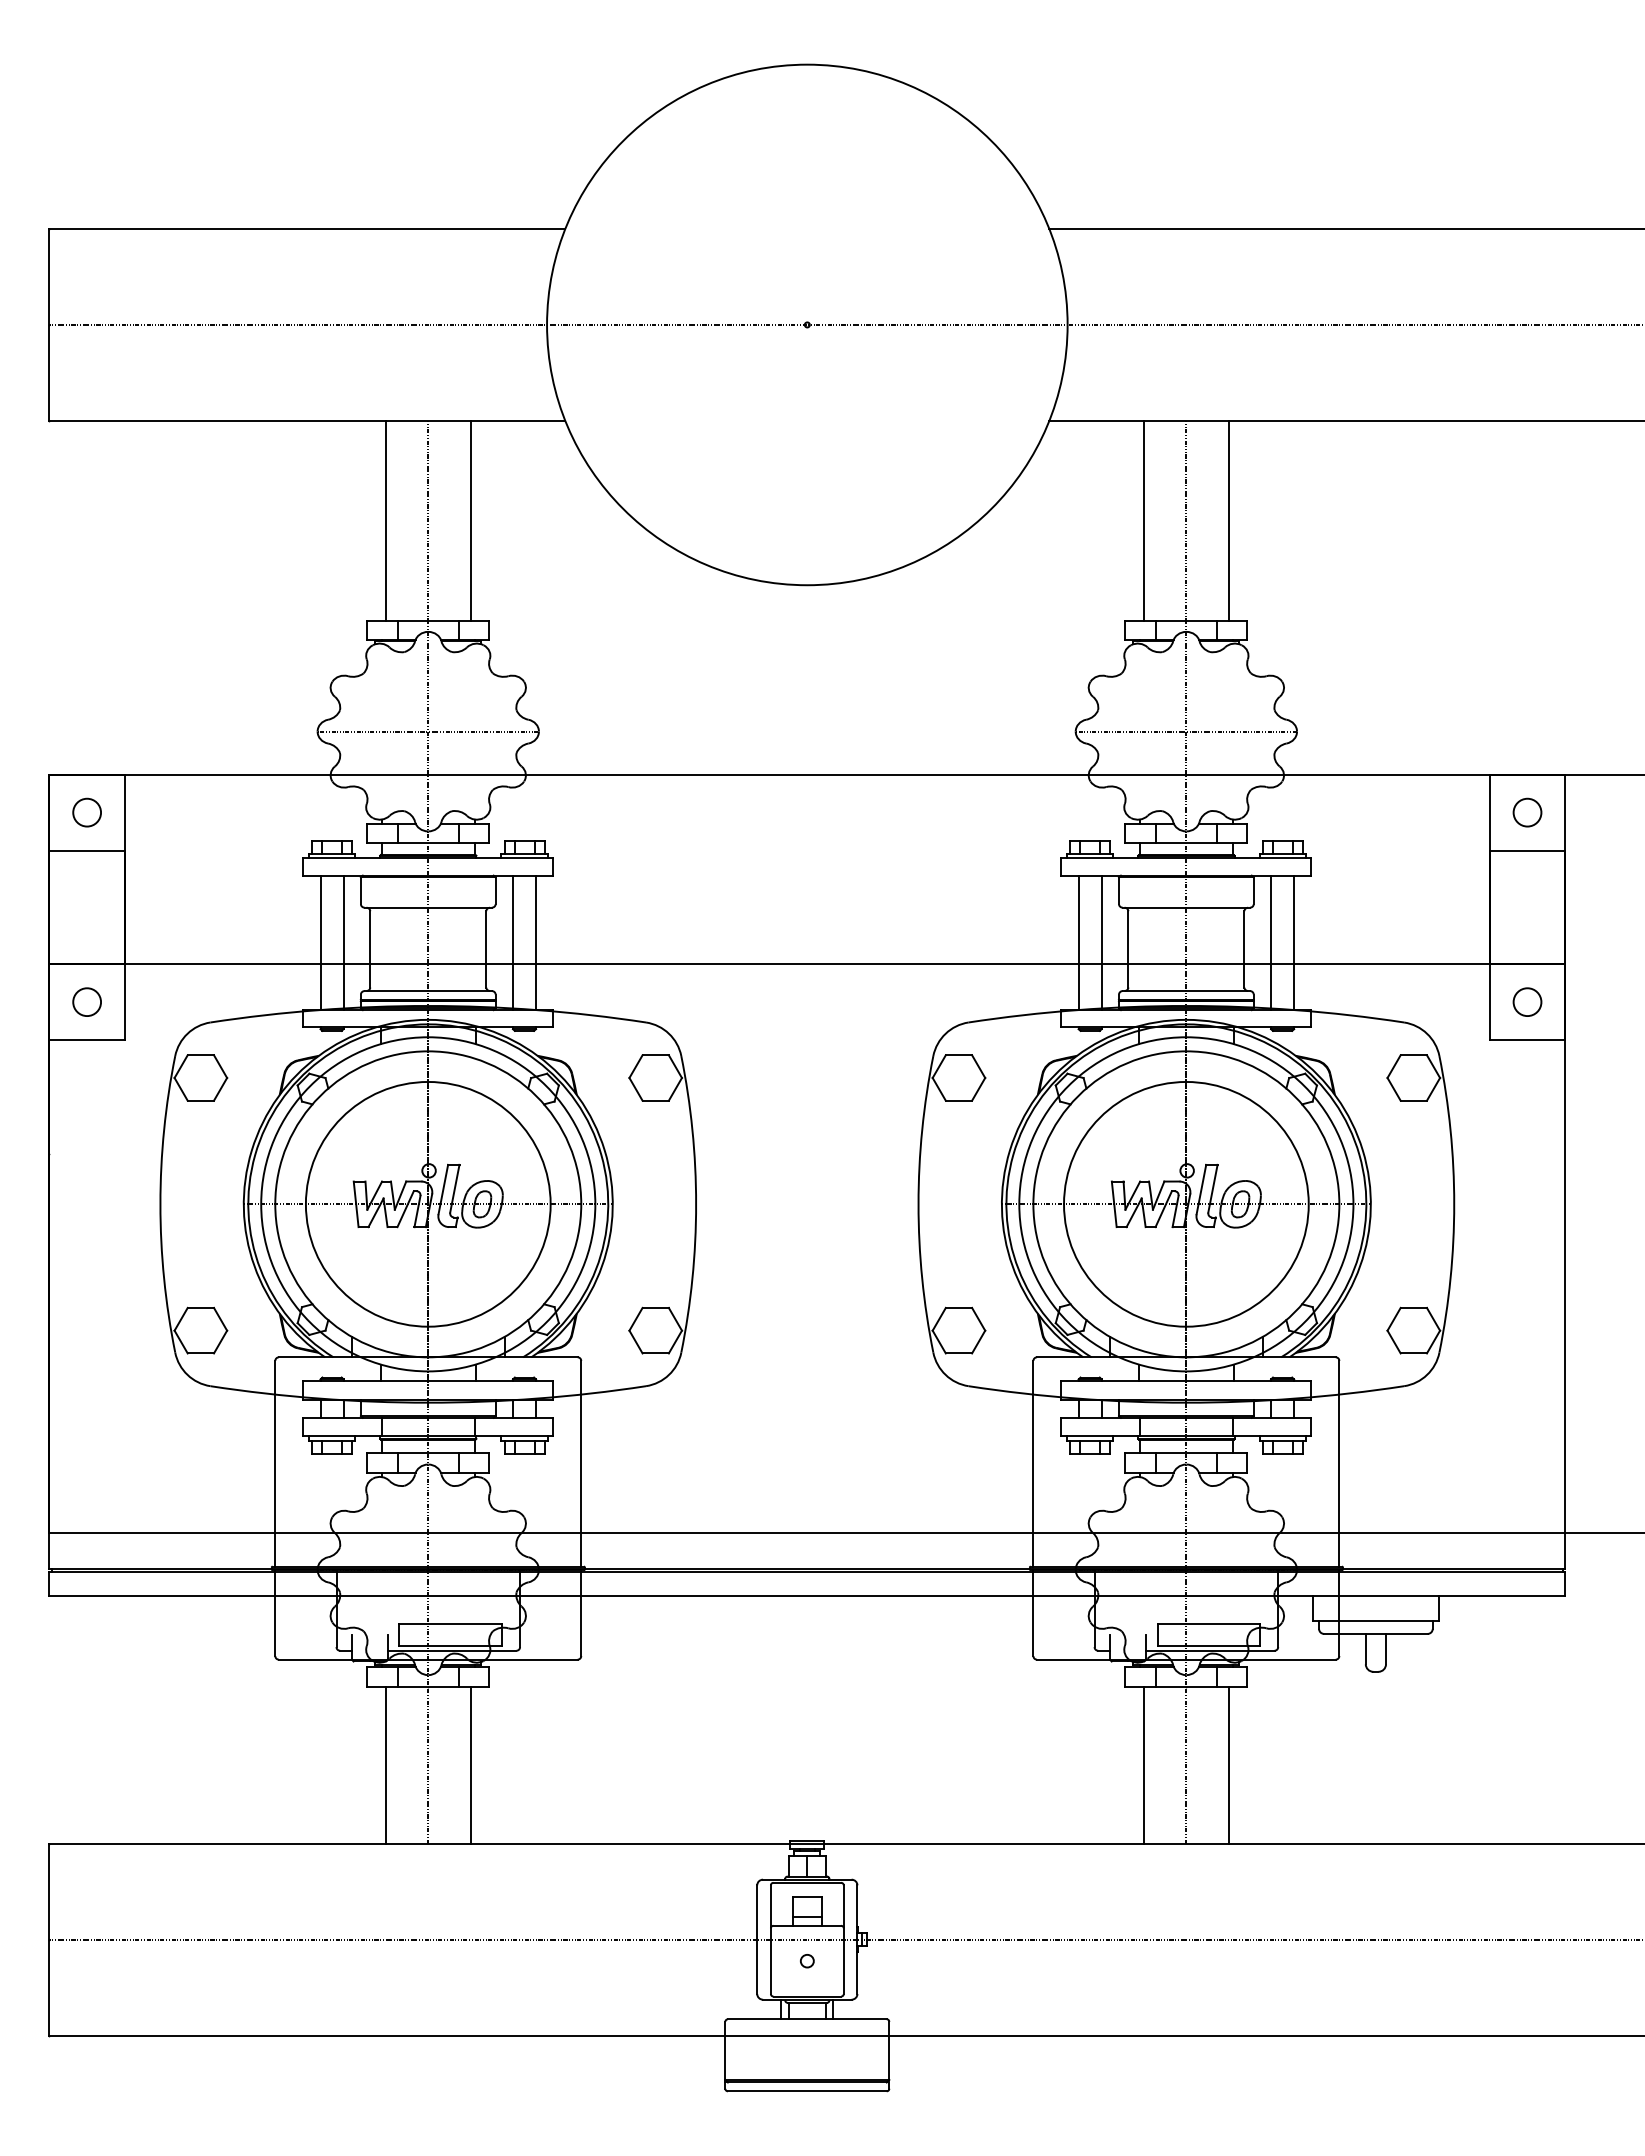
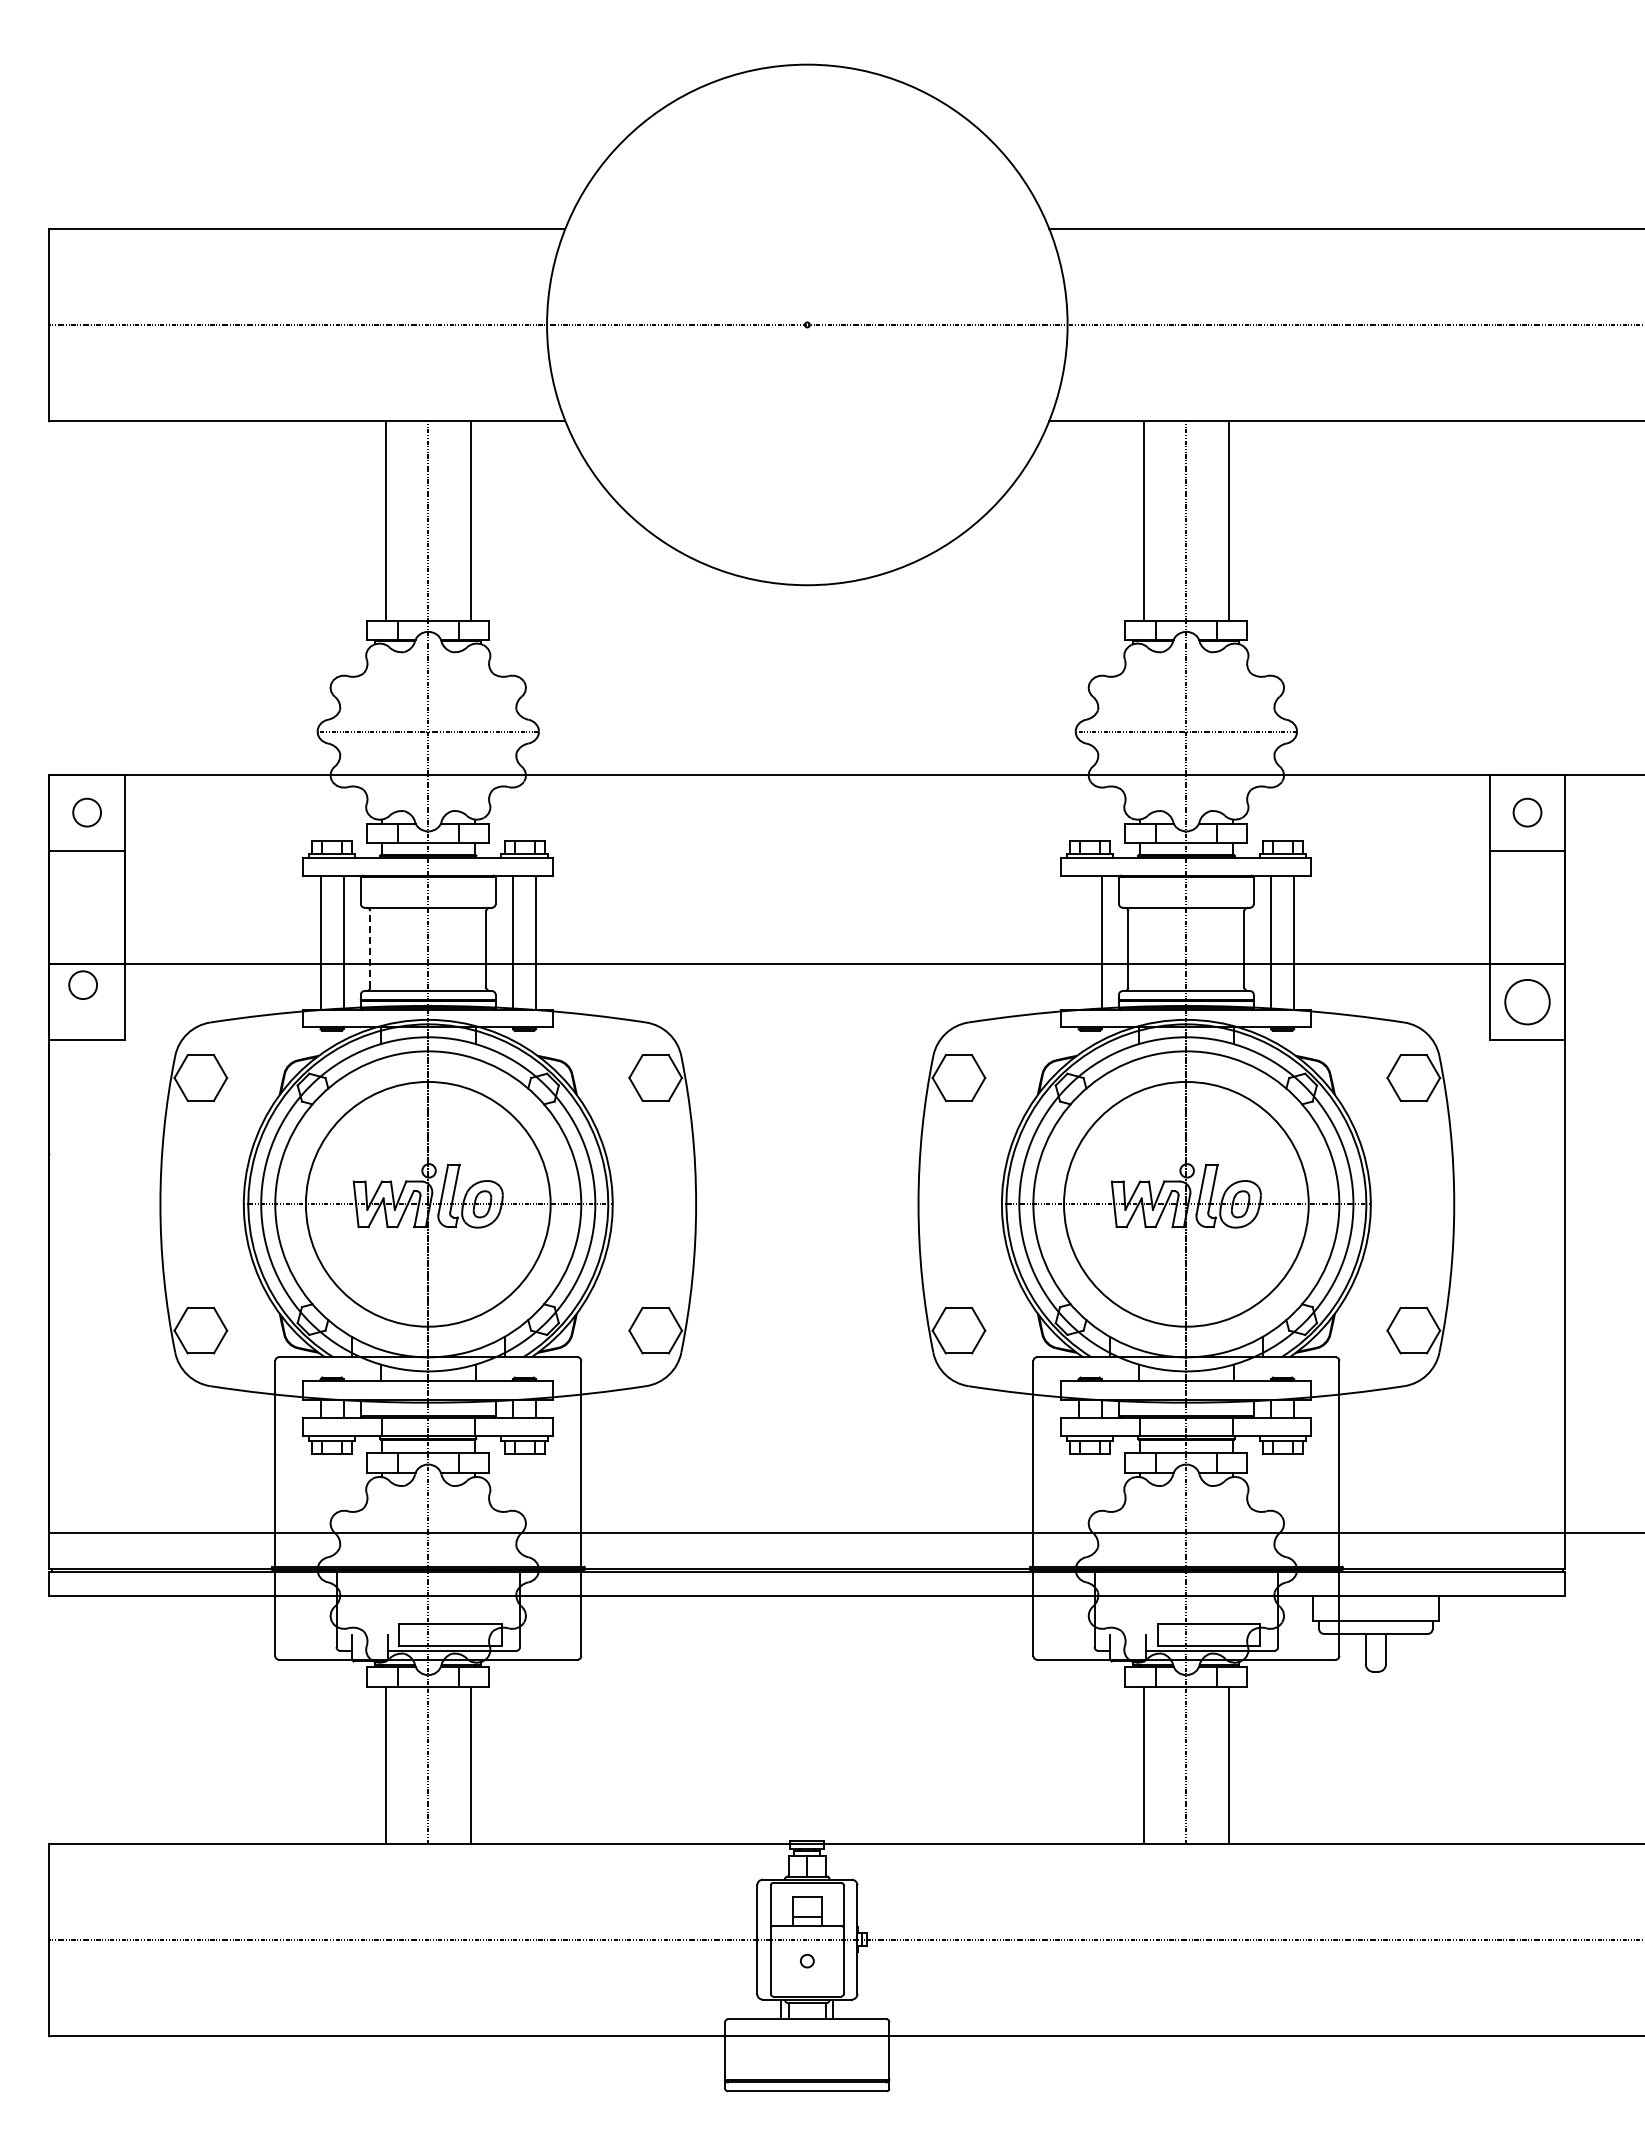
line: present -> none (1078, 942)
line: solid -> dashed (370, 948)
circle position: (86, 1001) -> (82, 984) (82, 984)
circle diameter: 28 px -> 44 px (1527, 1001)
